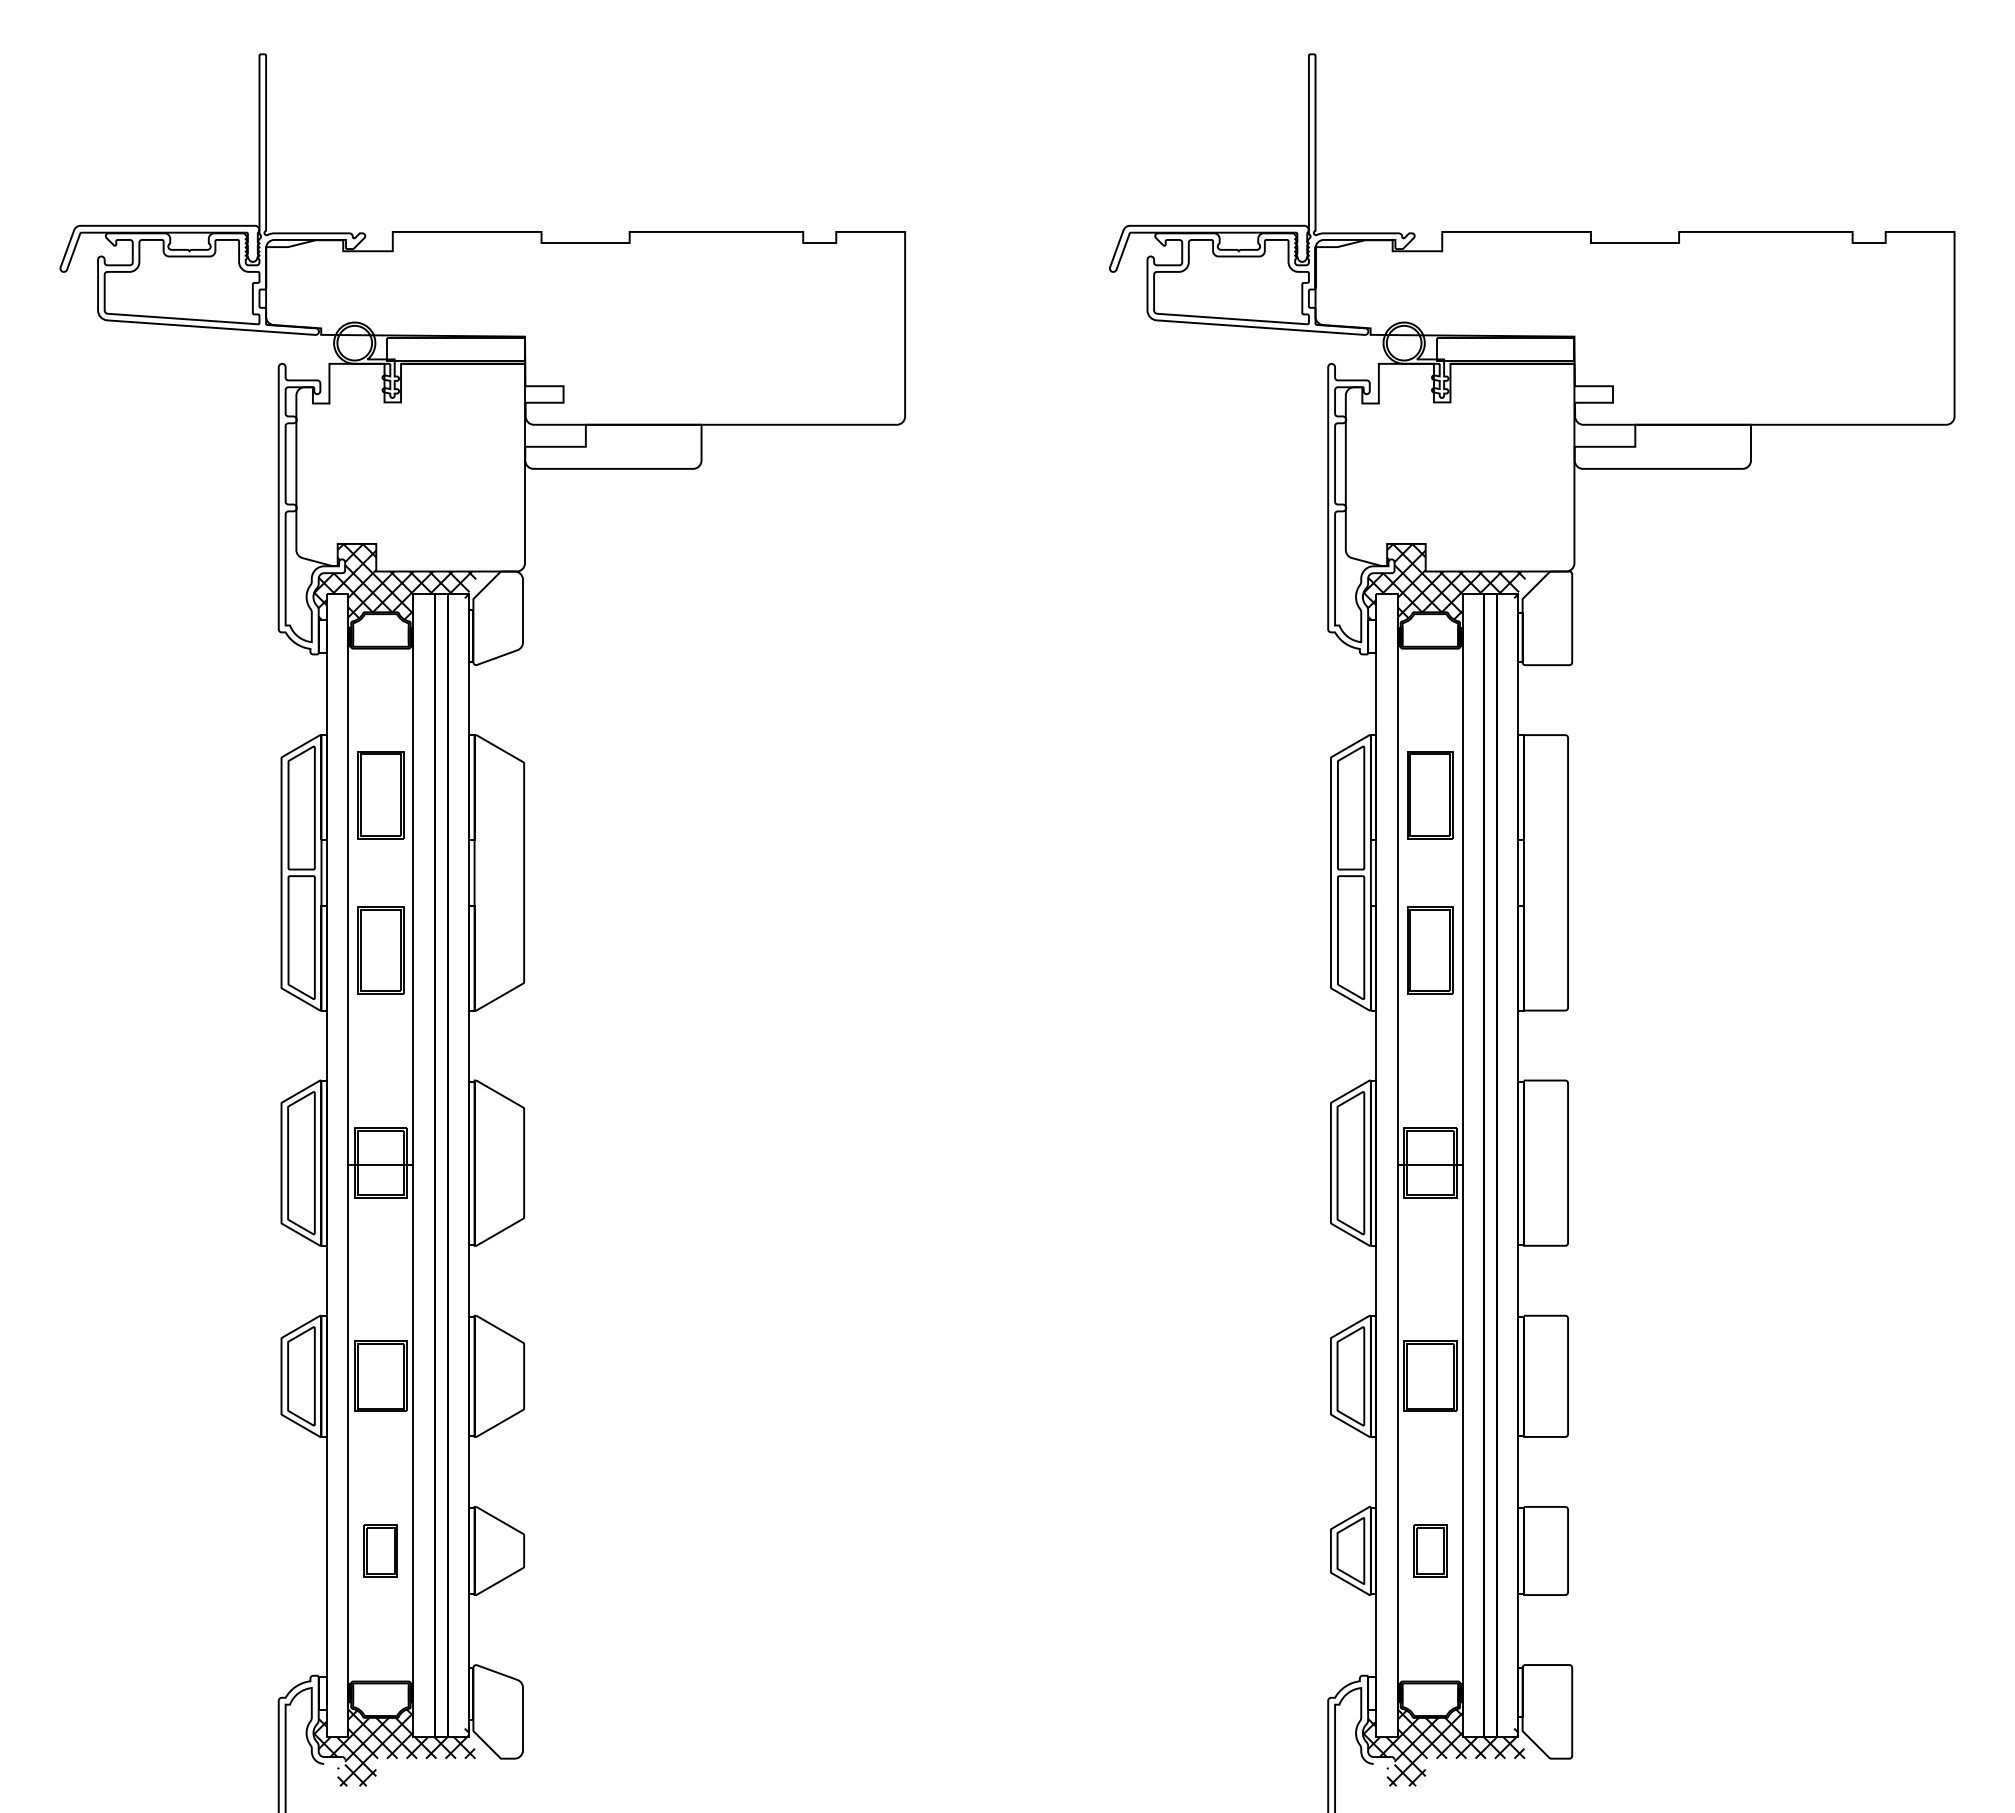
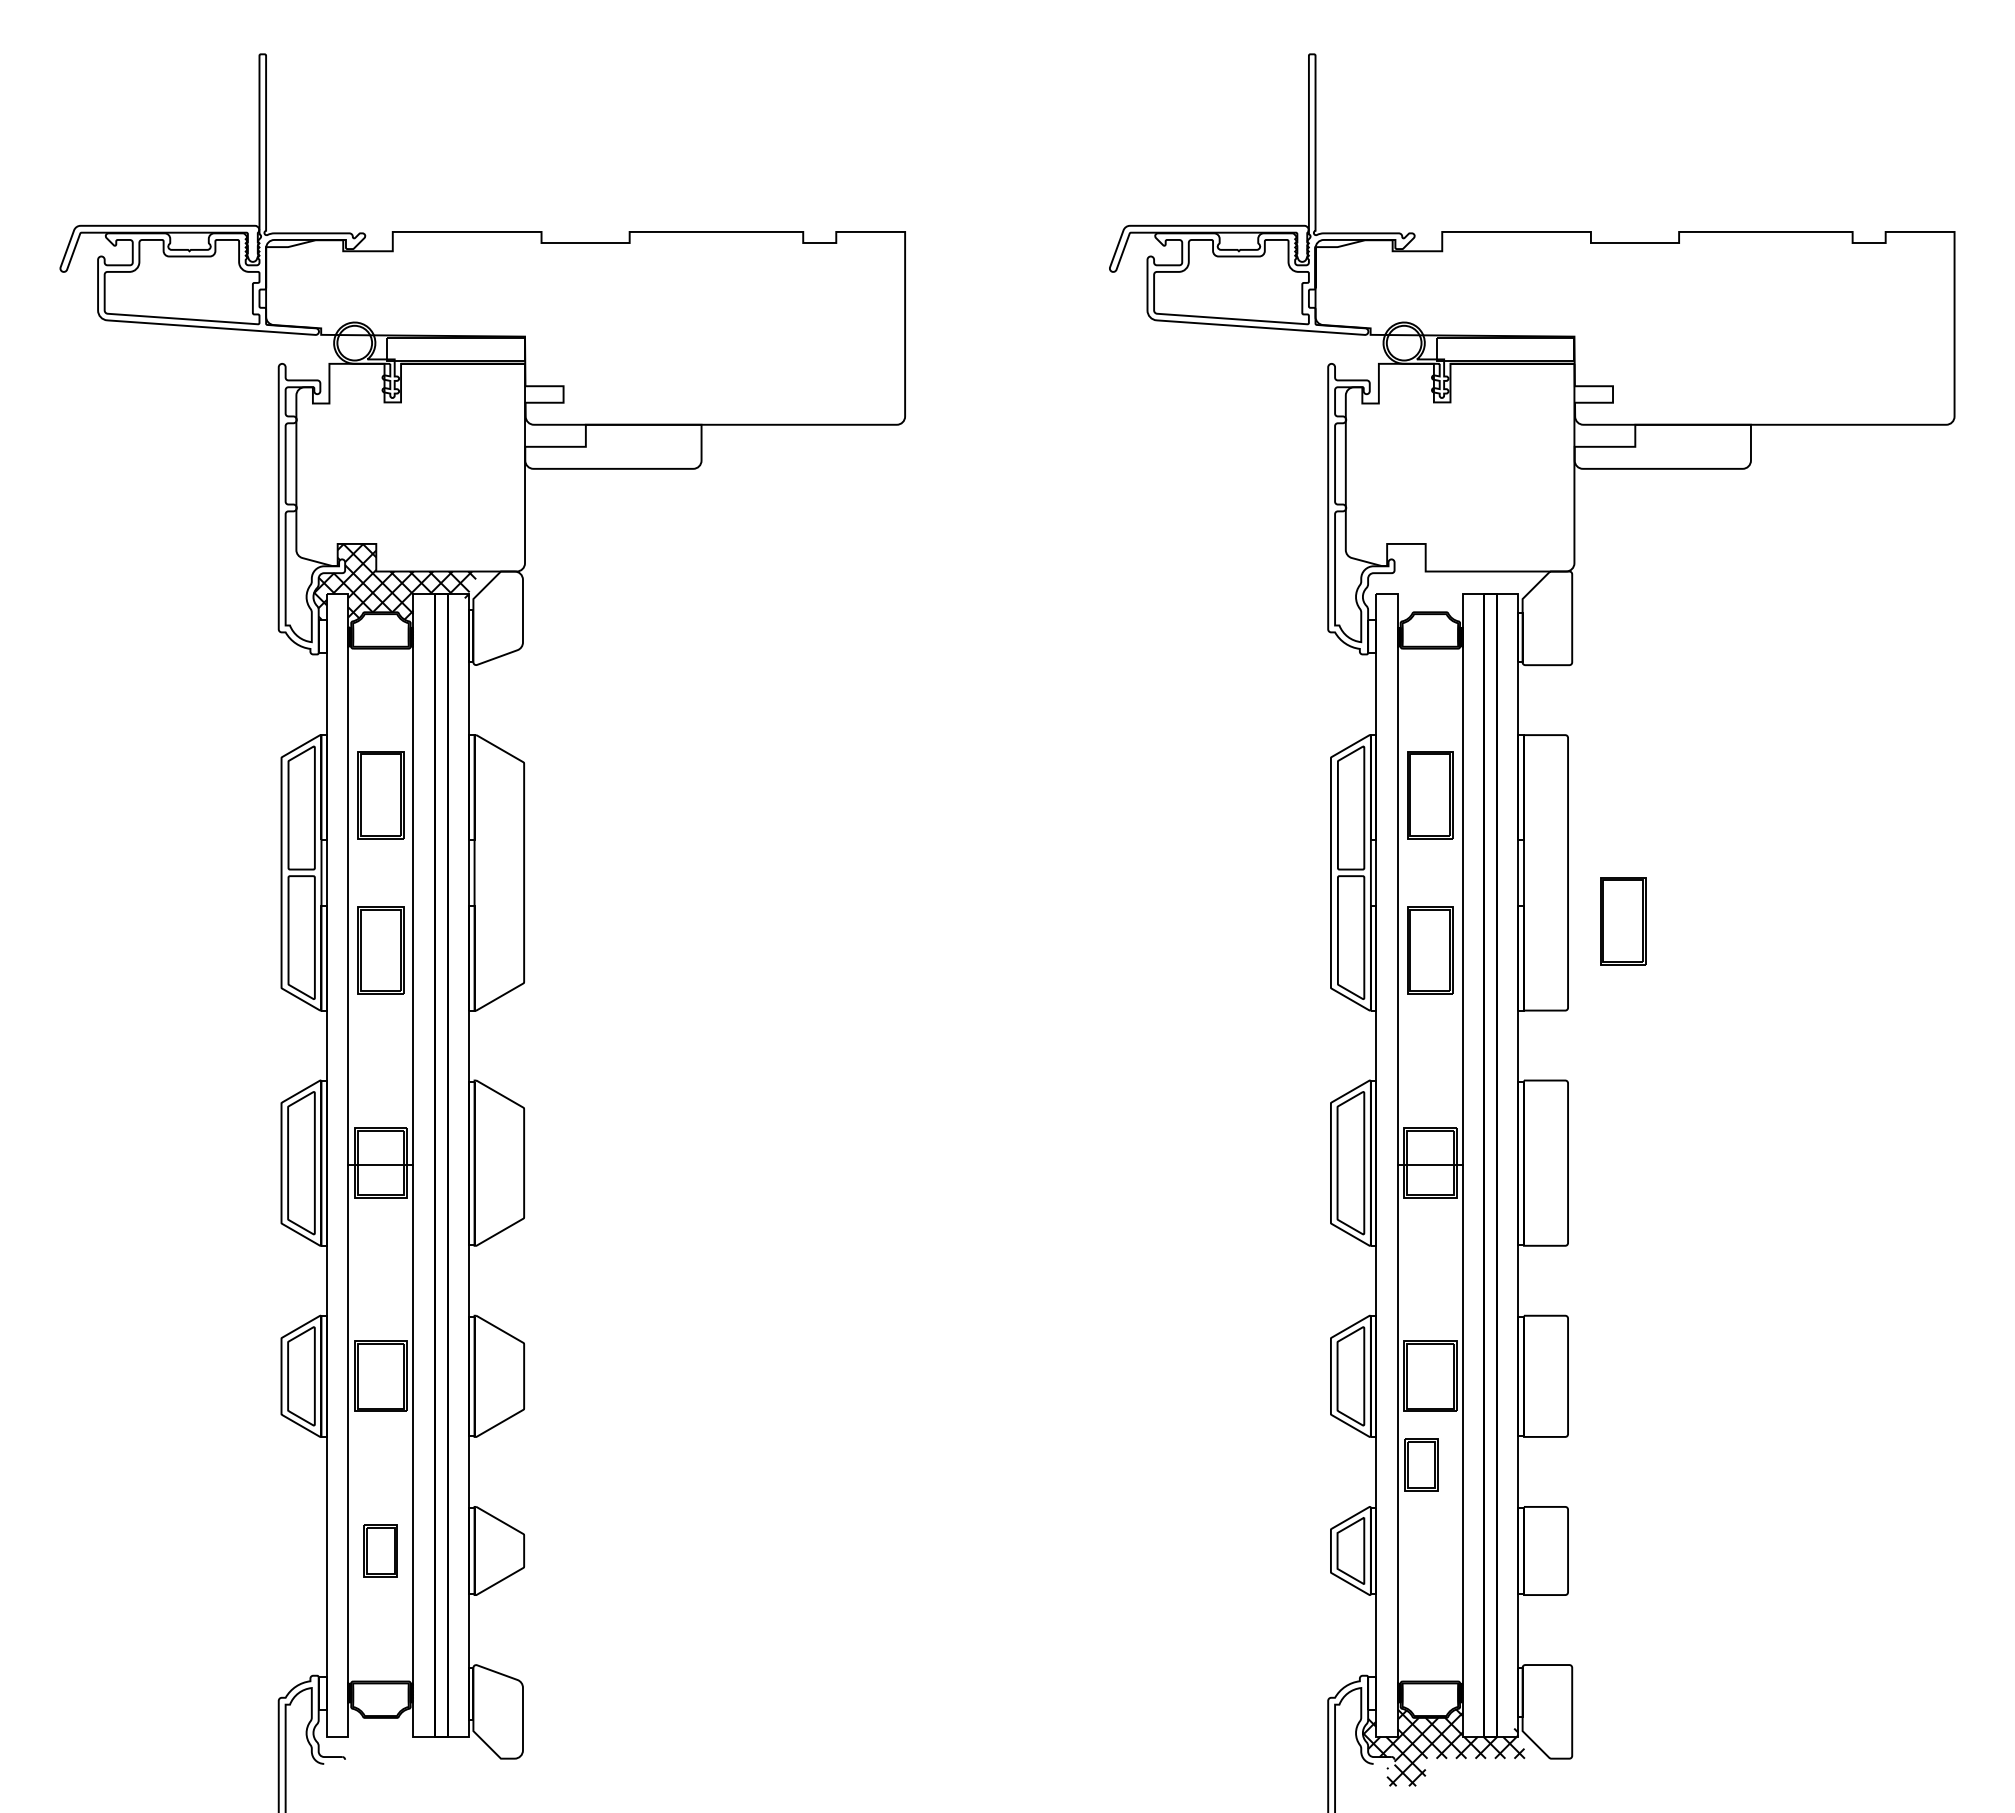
hatch: present -> none (1444, 585)
part: none -> present (1623, 921)
part position: (1430, 1550) -> (1421, 1464) (1421, 1464)
hatch: present -> none (394, 1747)
